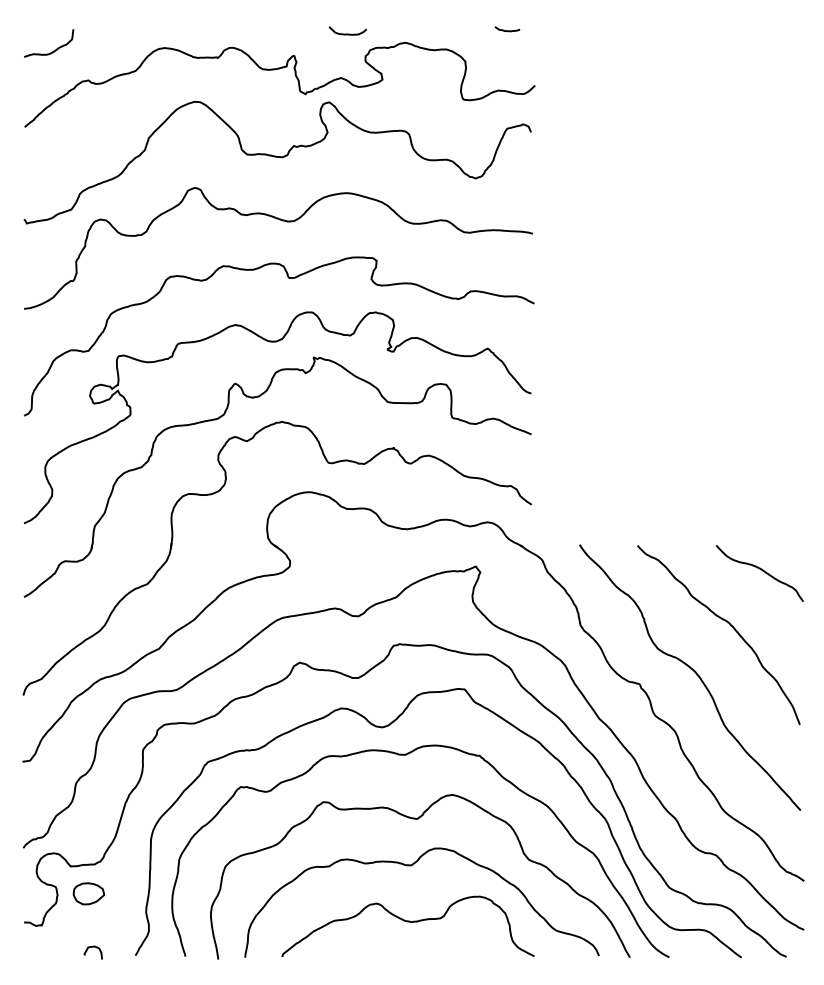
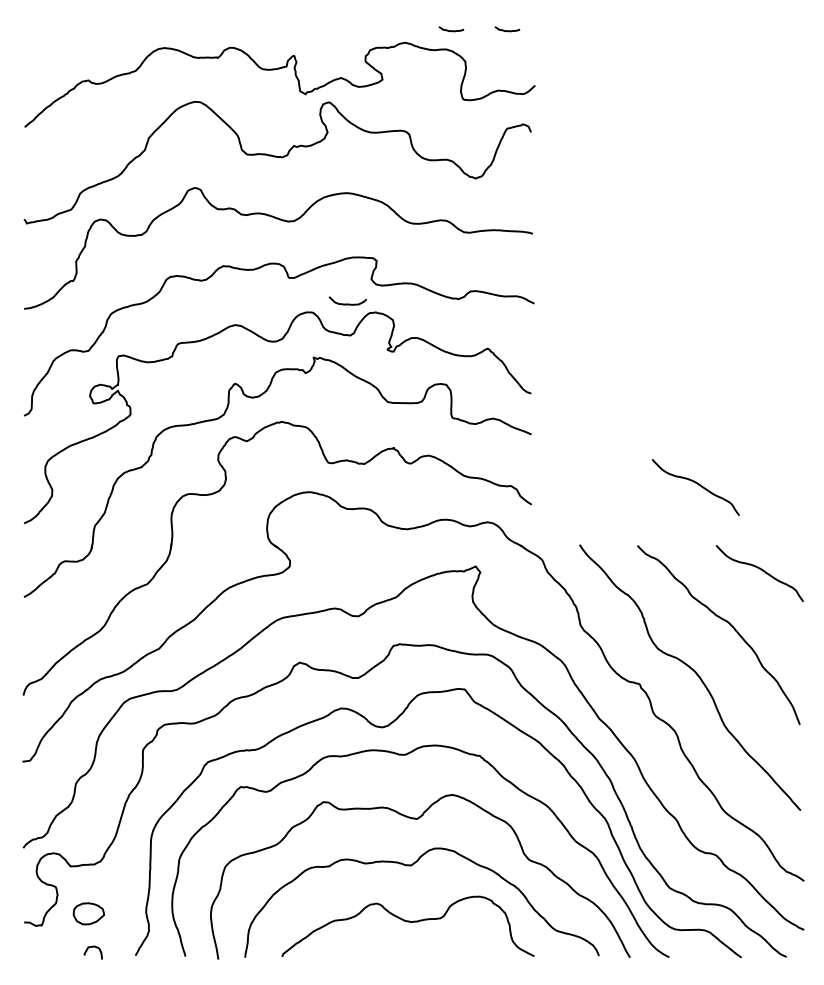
curve: none -> present (451, 30)
curve position: (347, 33) -> (347, 303) (347, 303)
curve: present -> none (53, 50)
curve: none -> present (697, 484)
part position: (88, 893) -> (88, 913) (88, 913)
